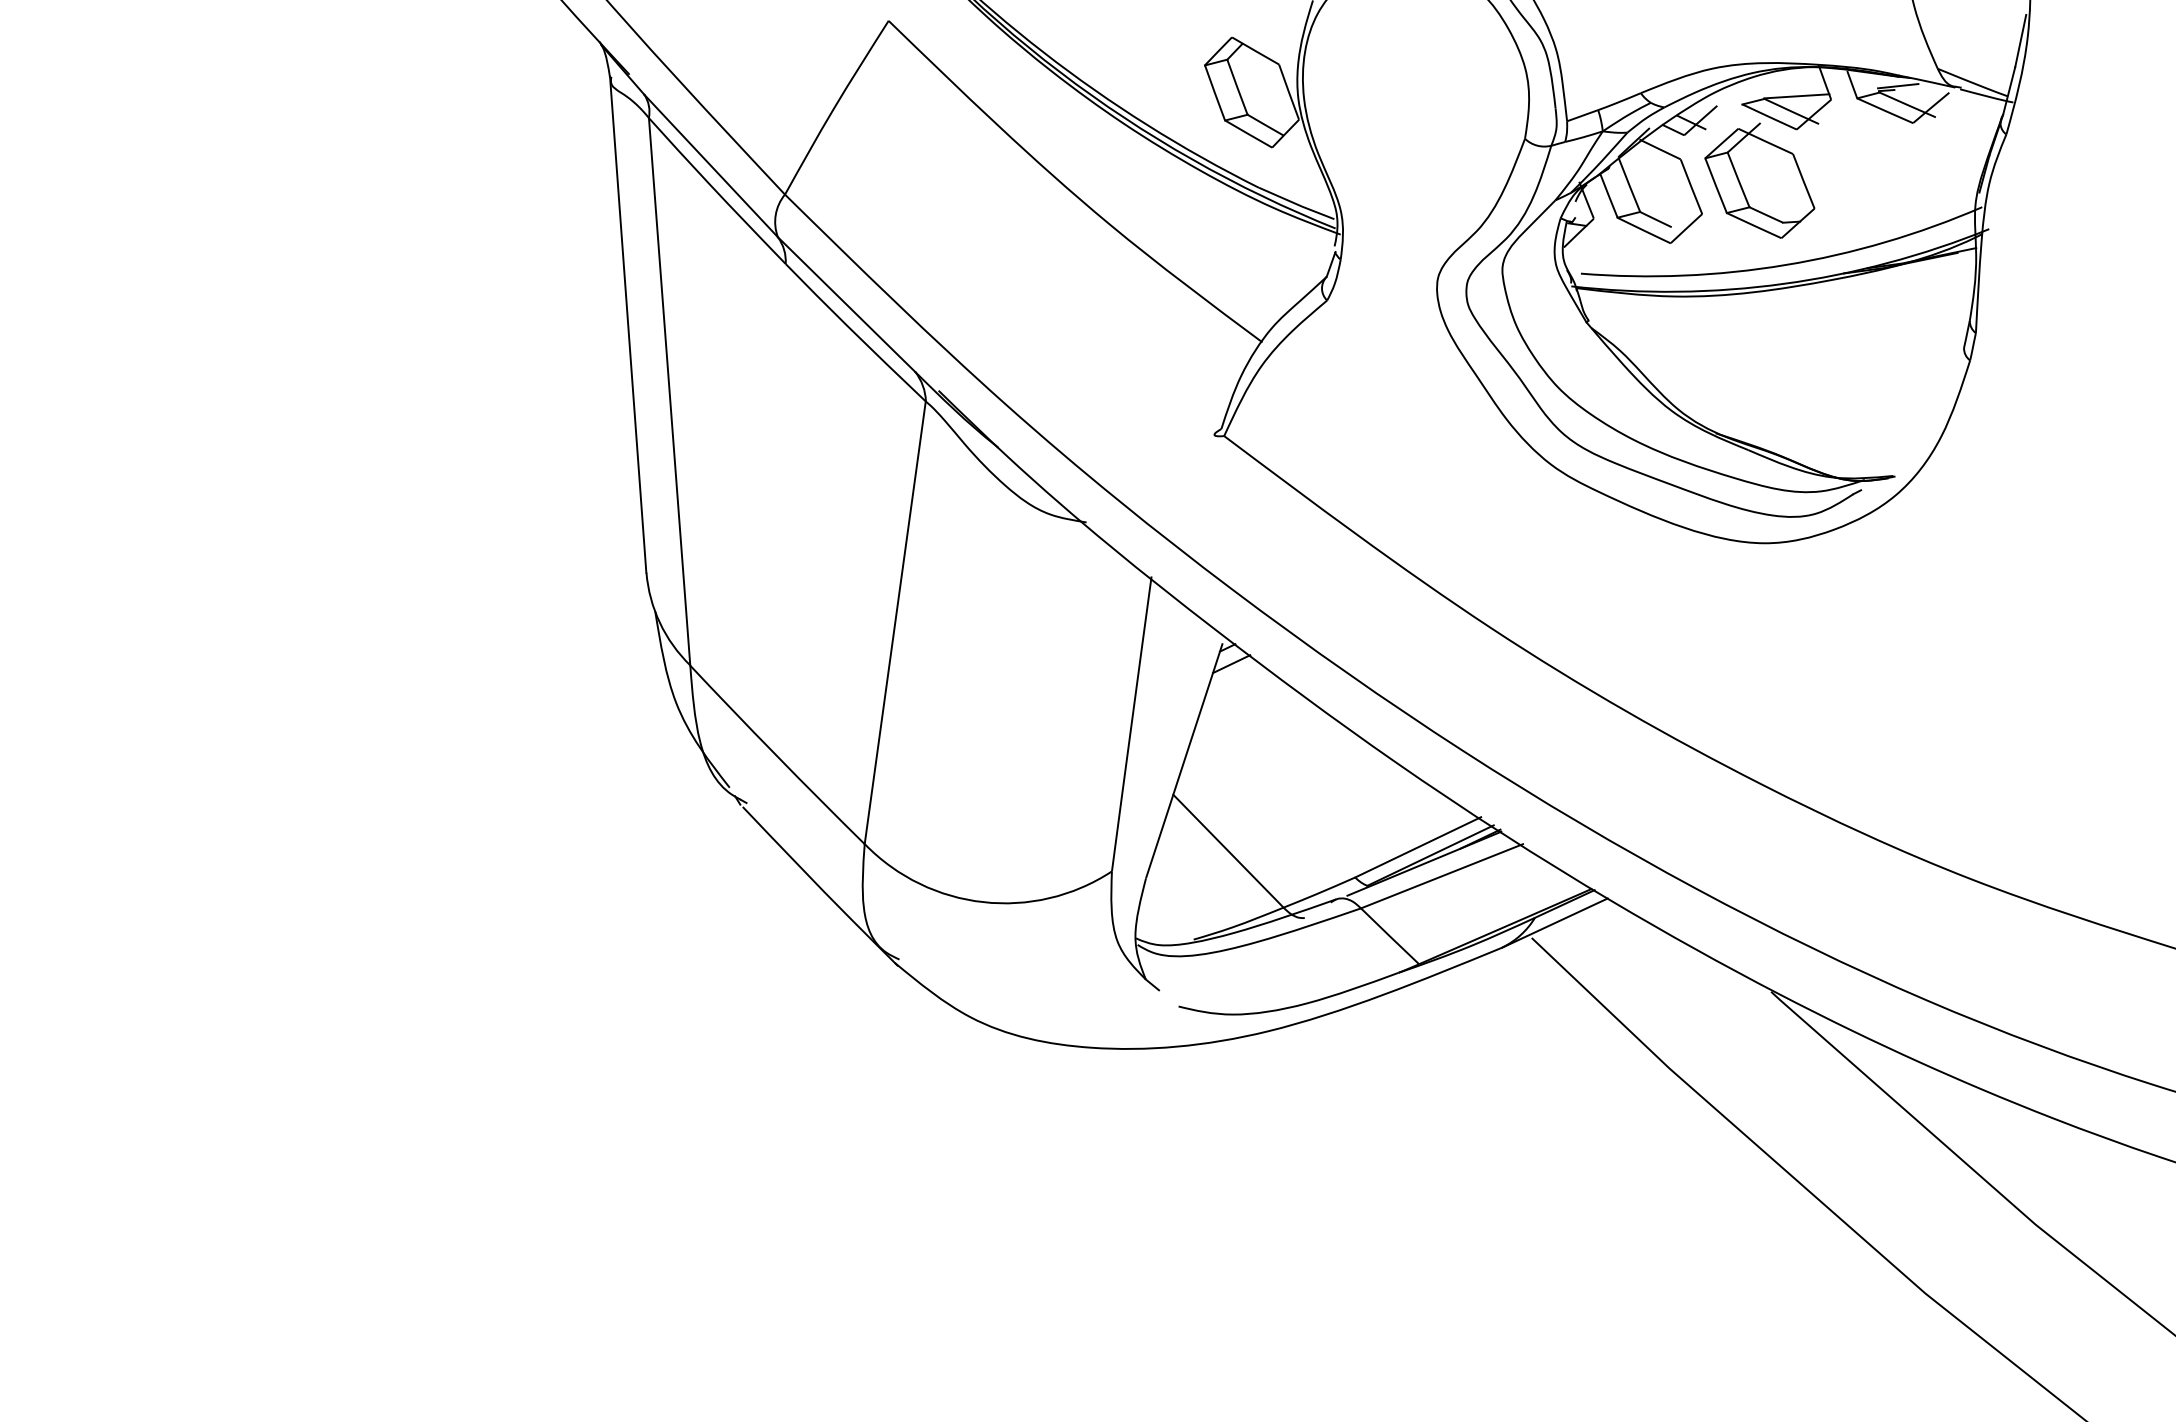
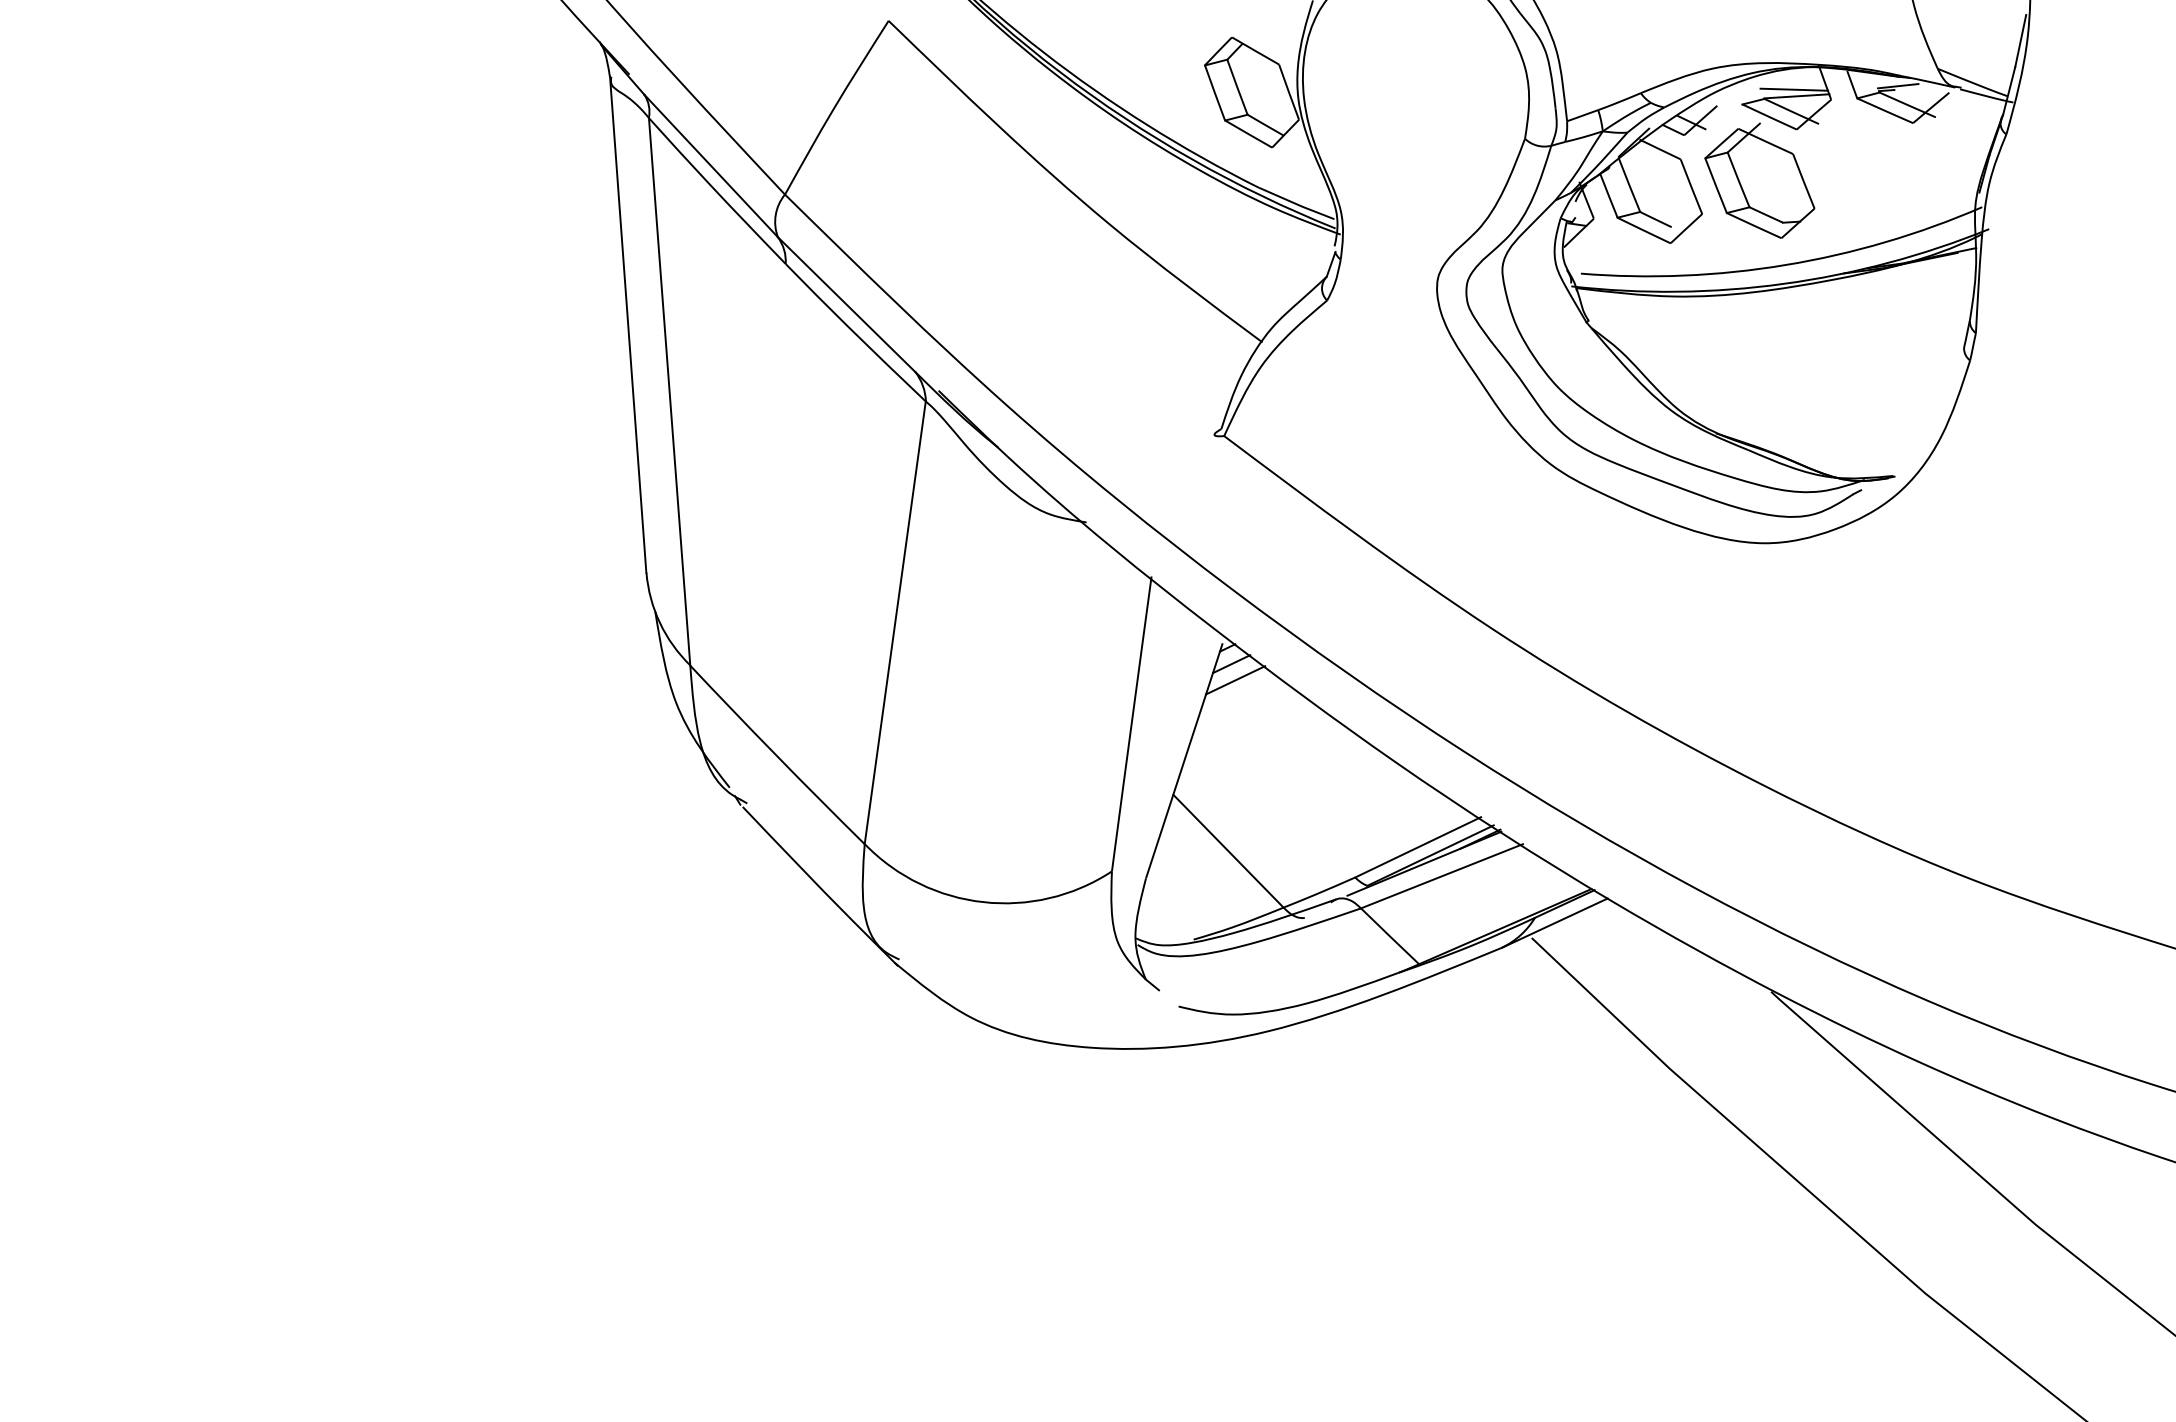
line: none -> present (1794, 89)
line: none -> present (1235, 680)
